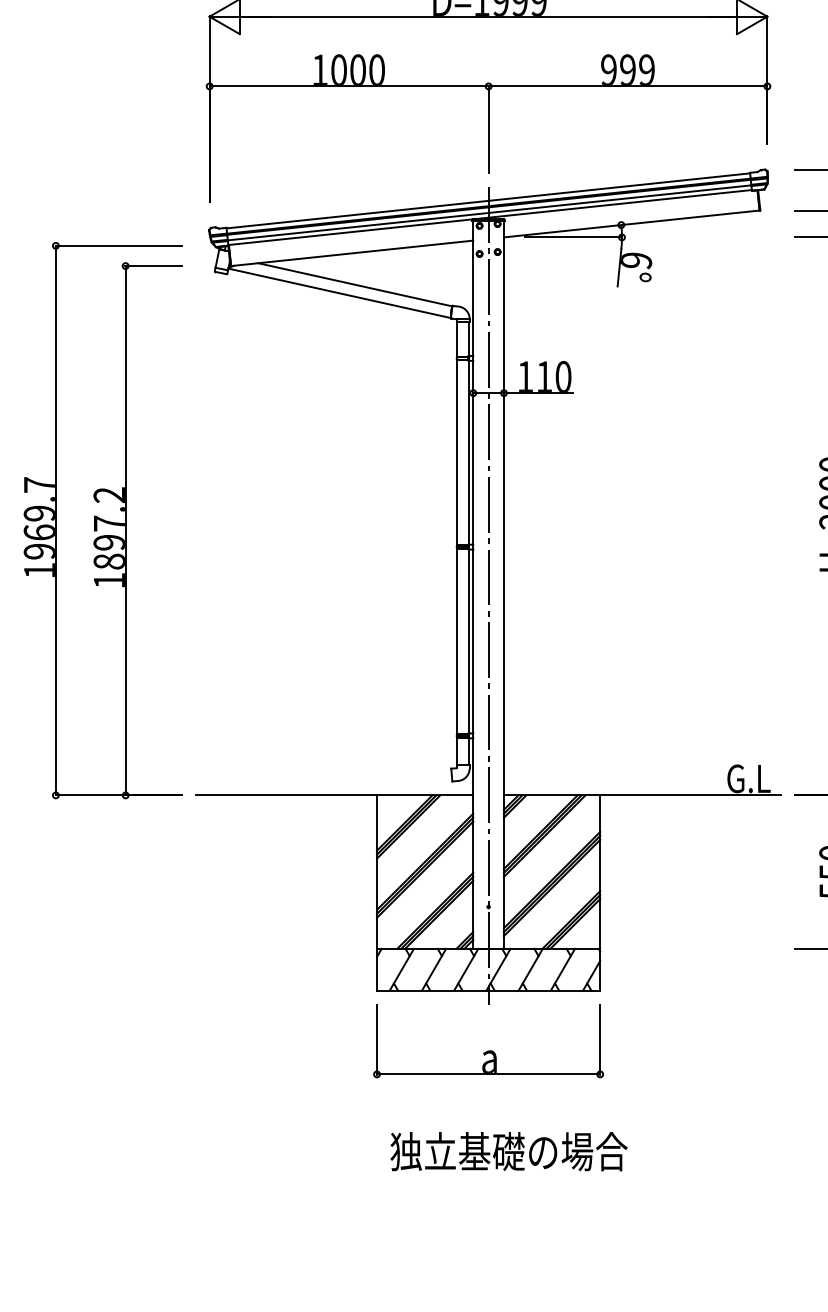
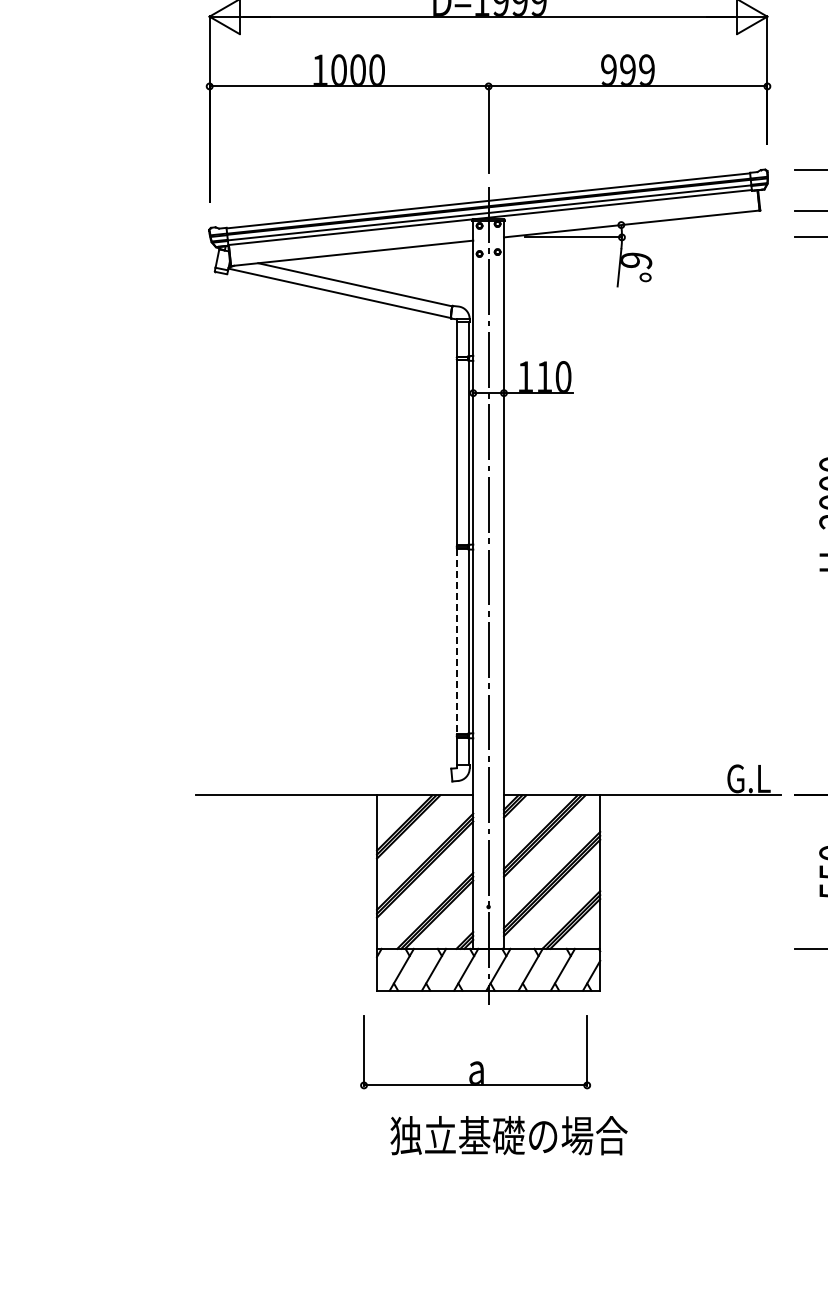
part: present -> none (102, 520)
line: solid -> dashed (457, 641)
part position: (488, 1050) -> (475, 1061) (475, 1061)
text position: (508, 1151) -> (508, 1135) (508, 1135)
